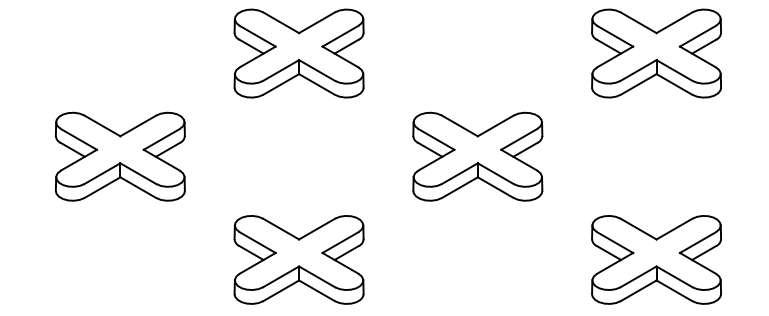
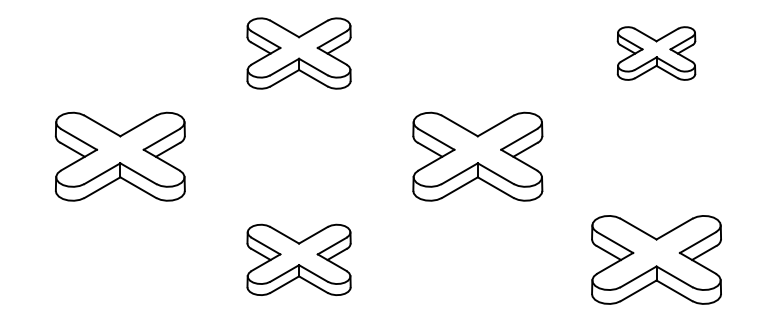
part size: 132x91 px -> 106x73 px (298, 53)
part size: 131x91 px -> 81x55 px (656, 53)
part size: 132x90 px -> 106x73 px (298, 259)
